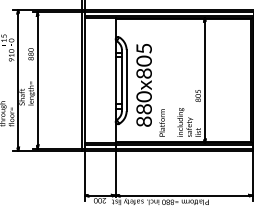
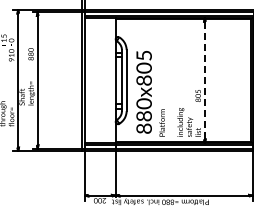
line: solid -> dashed (204, 80)
text position: (143, 85) -> (143, 92) (143, 92)
